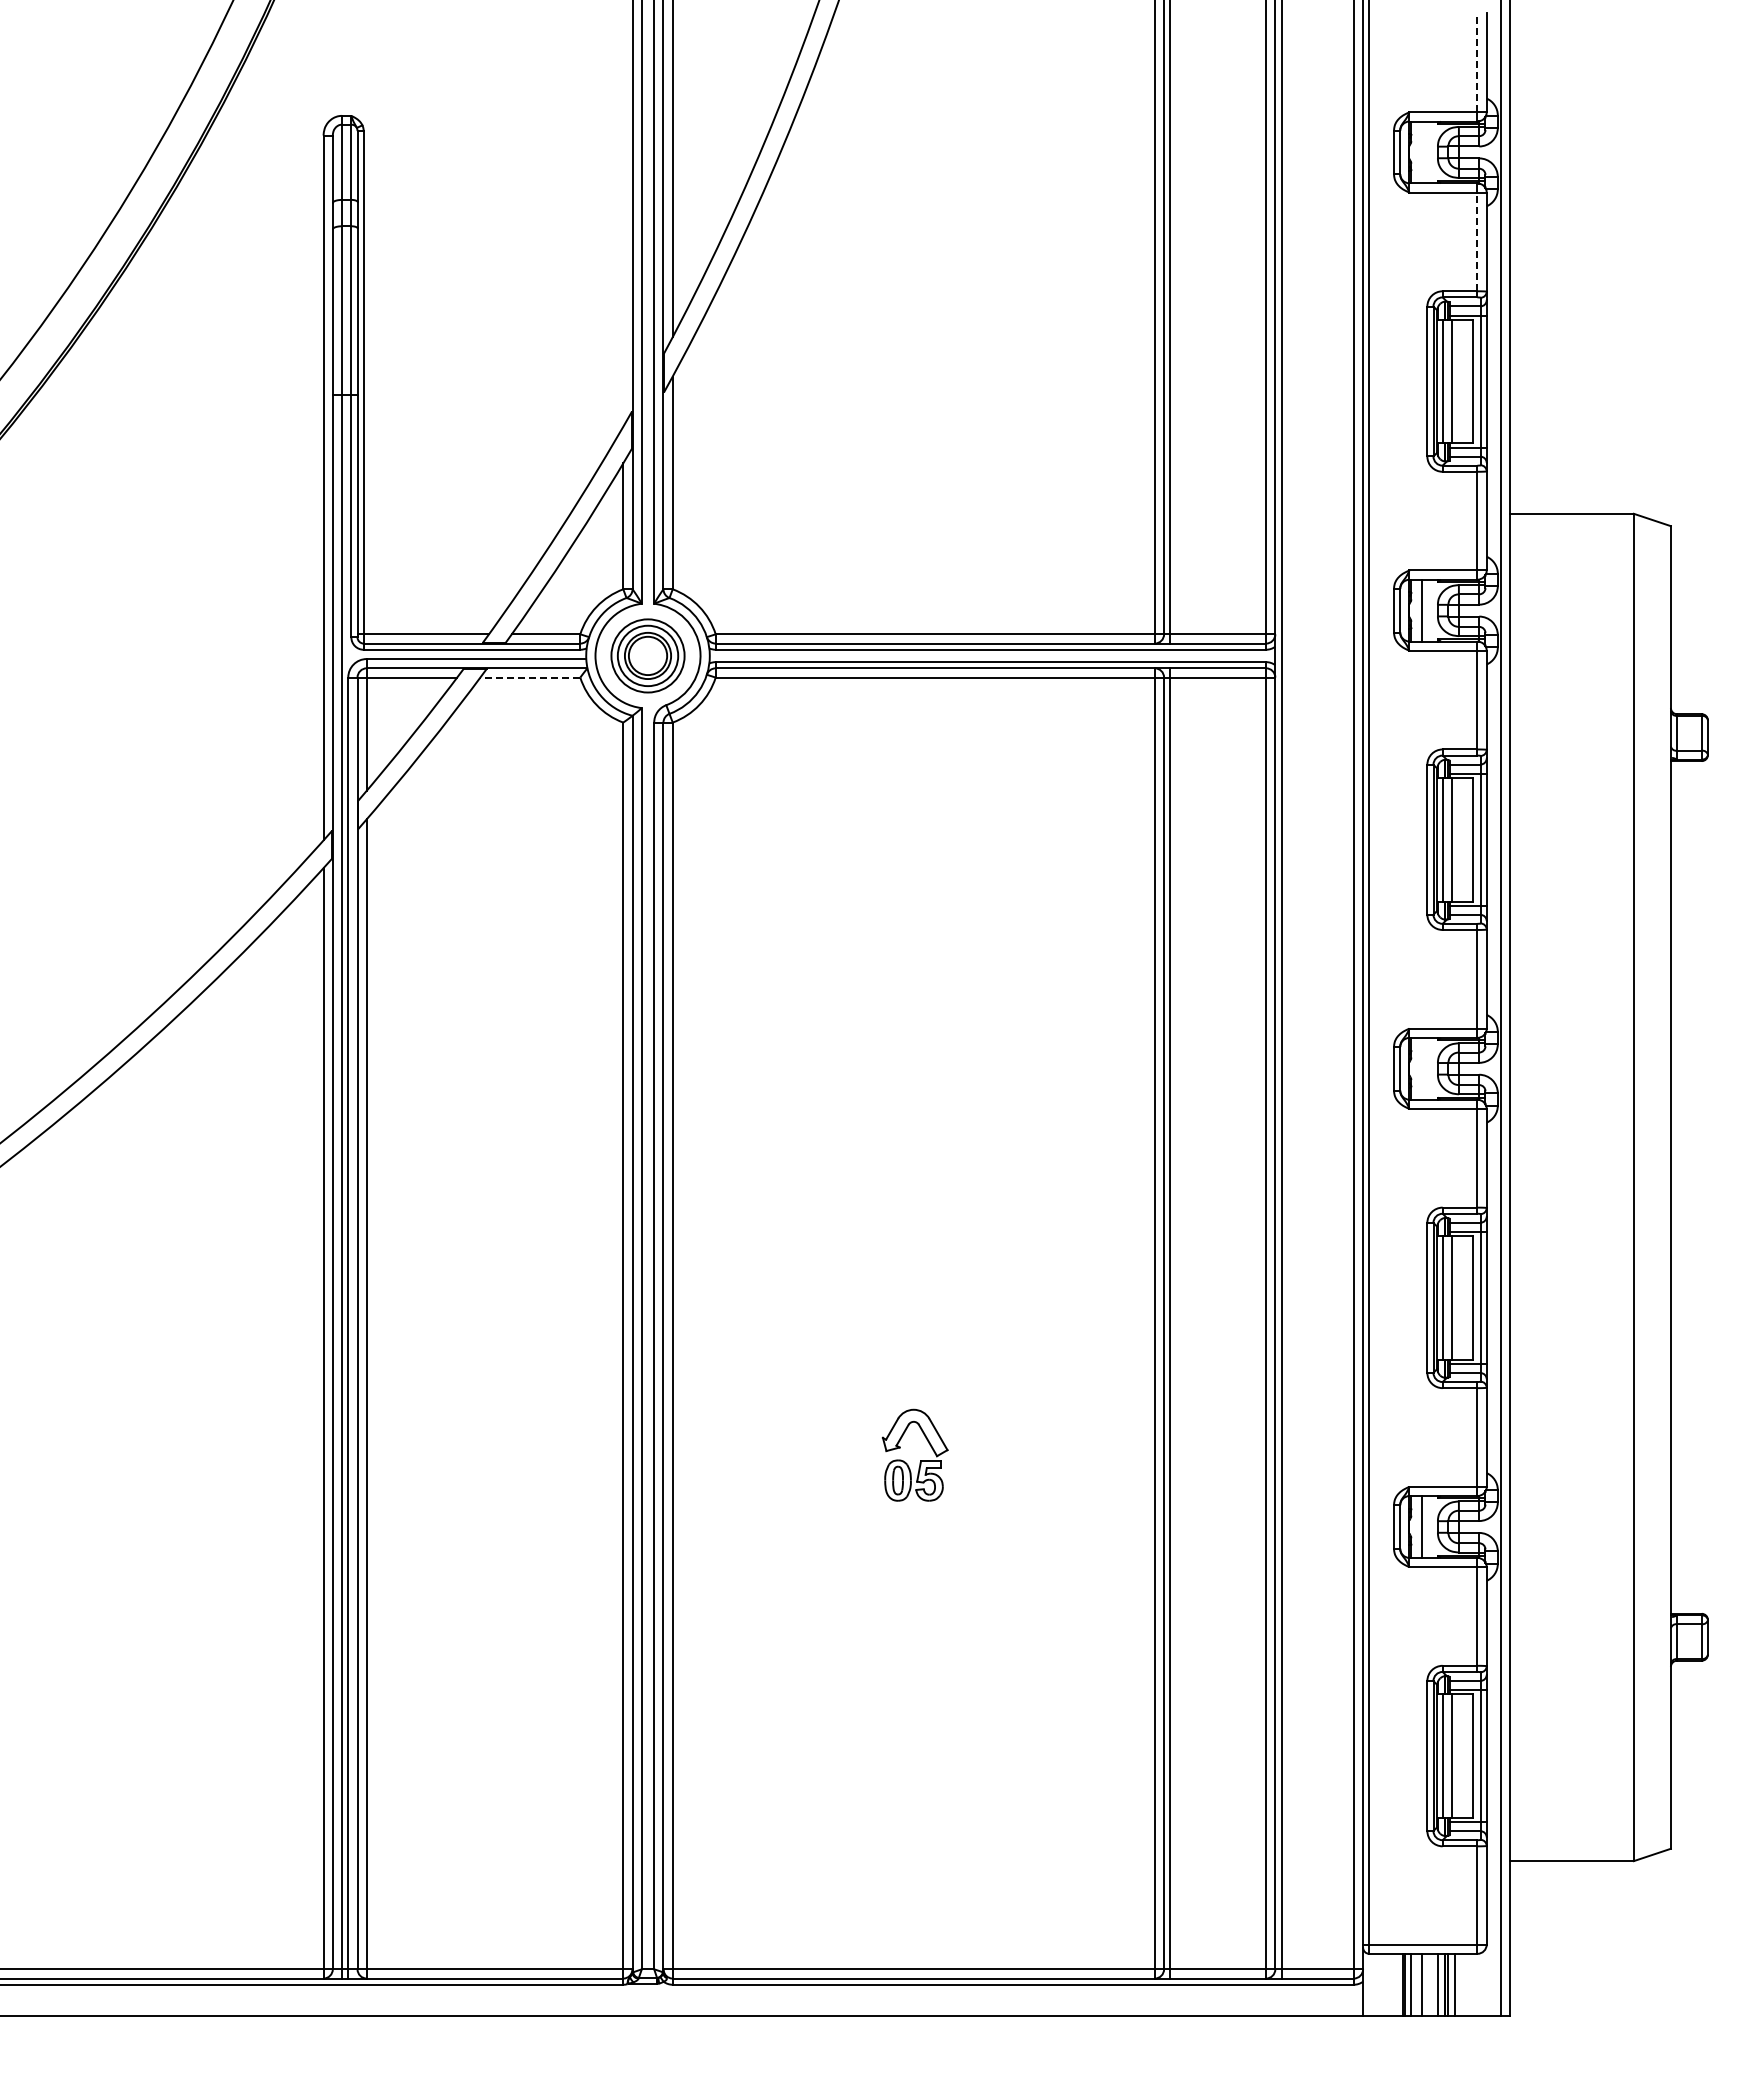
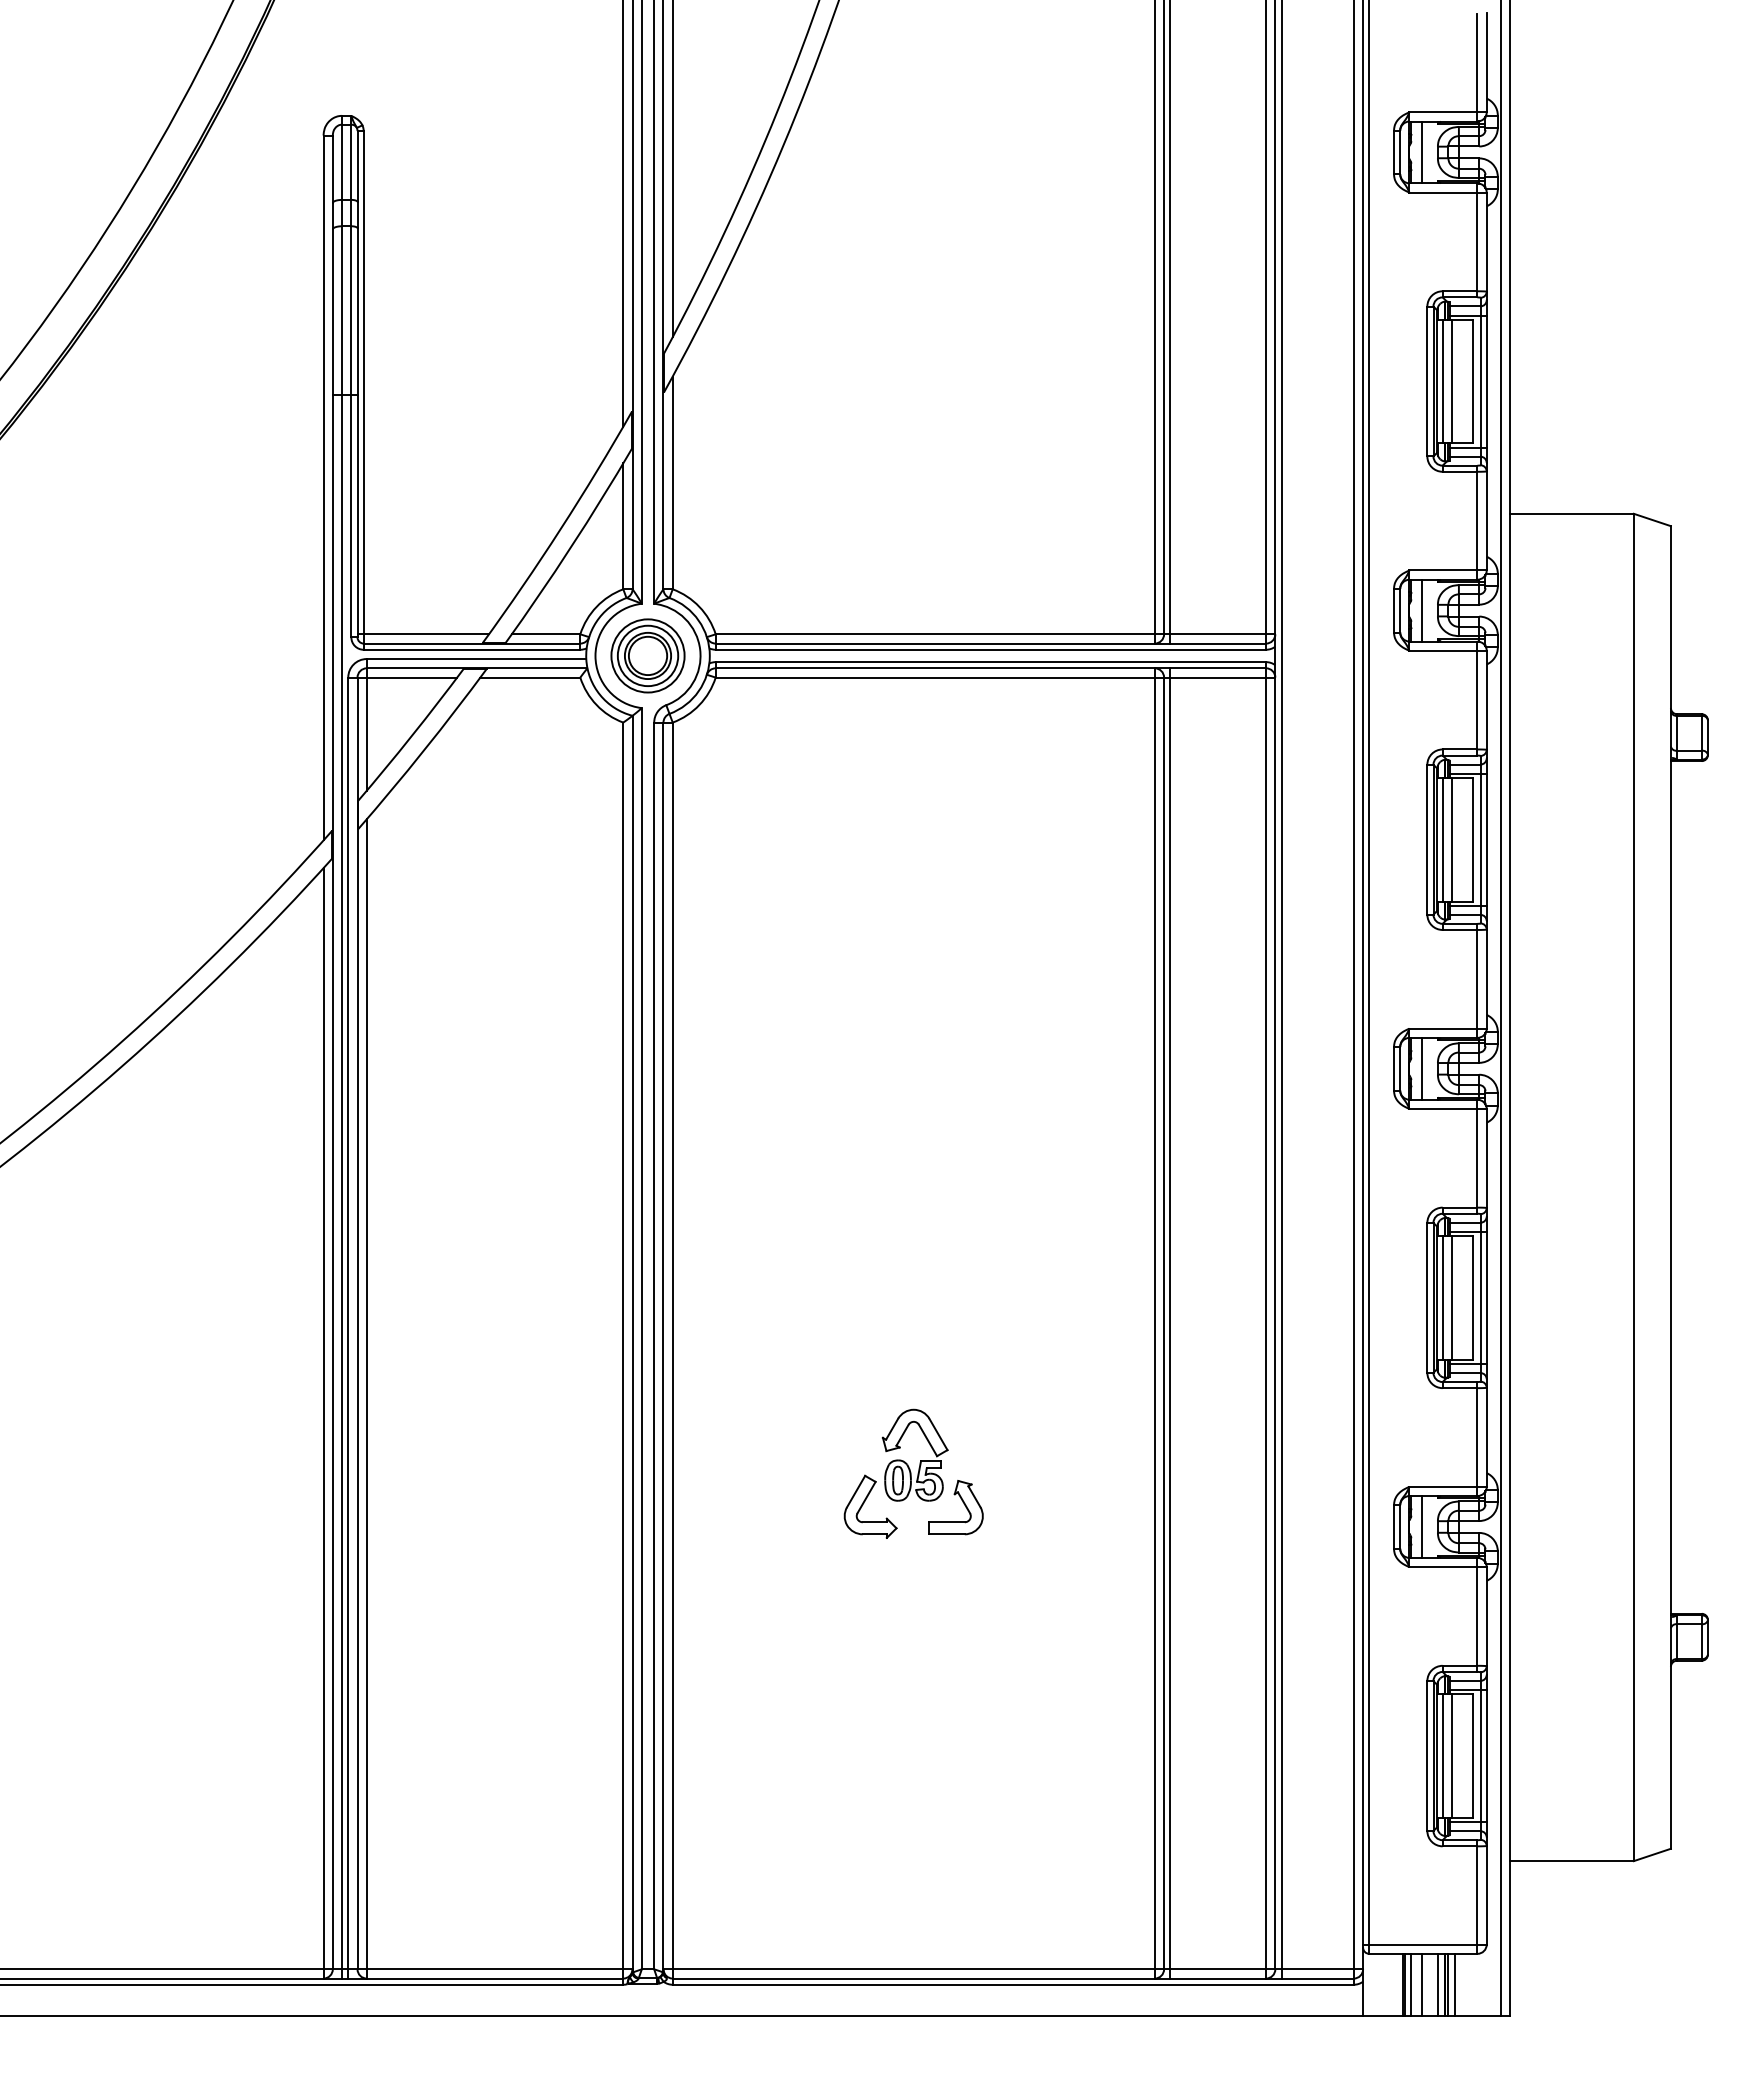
line: dashed -> solid (1477, 62)
line: none -> present (1421, 152)
line: none -> present (623, 214)
line: dashed -> solid (1477, 241)
line: dashed -> solid (530, 677)
line: none -> present (1421, 1068)
part: none -> present (864, 1503)
part: none -> present (963, 1504)
